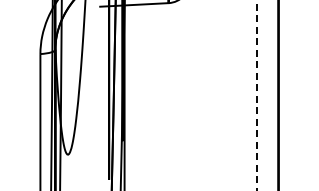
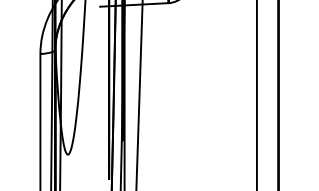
line: none -> present (139, 94)
arc: dashed -> solid (256, 94)
